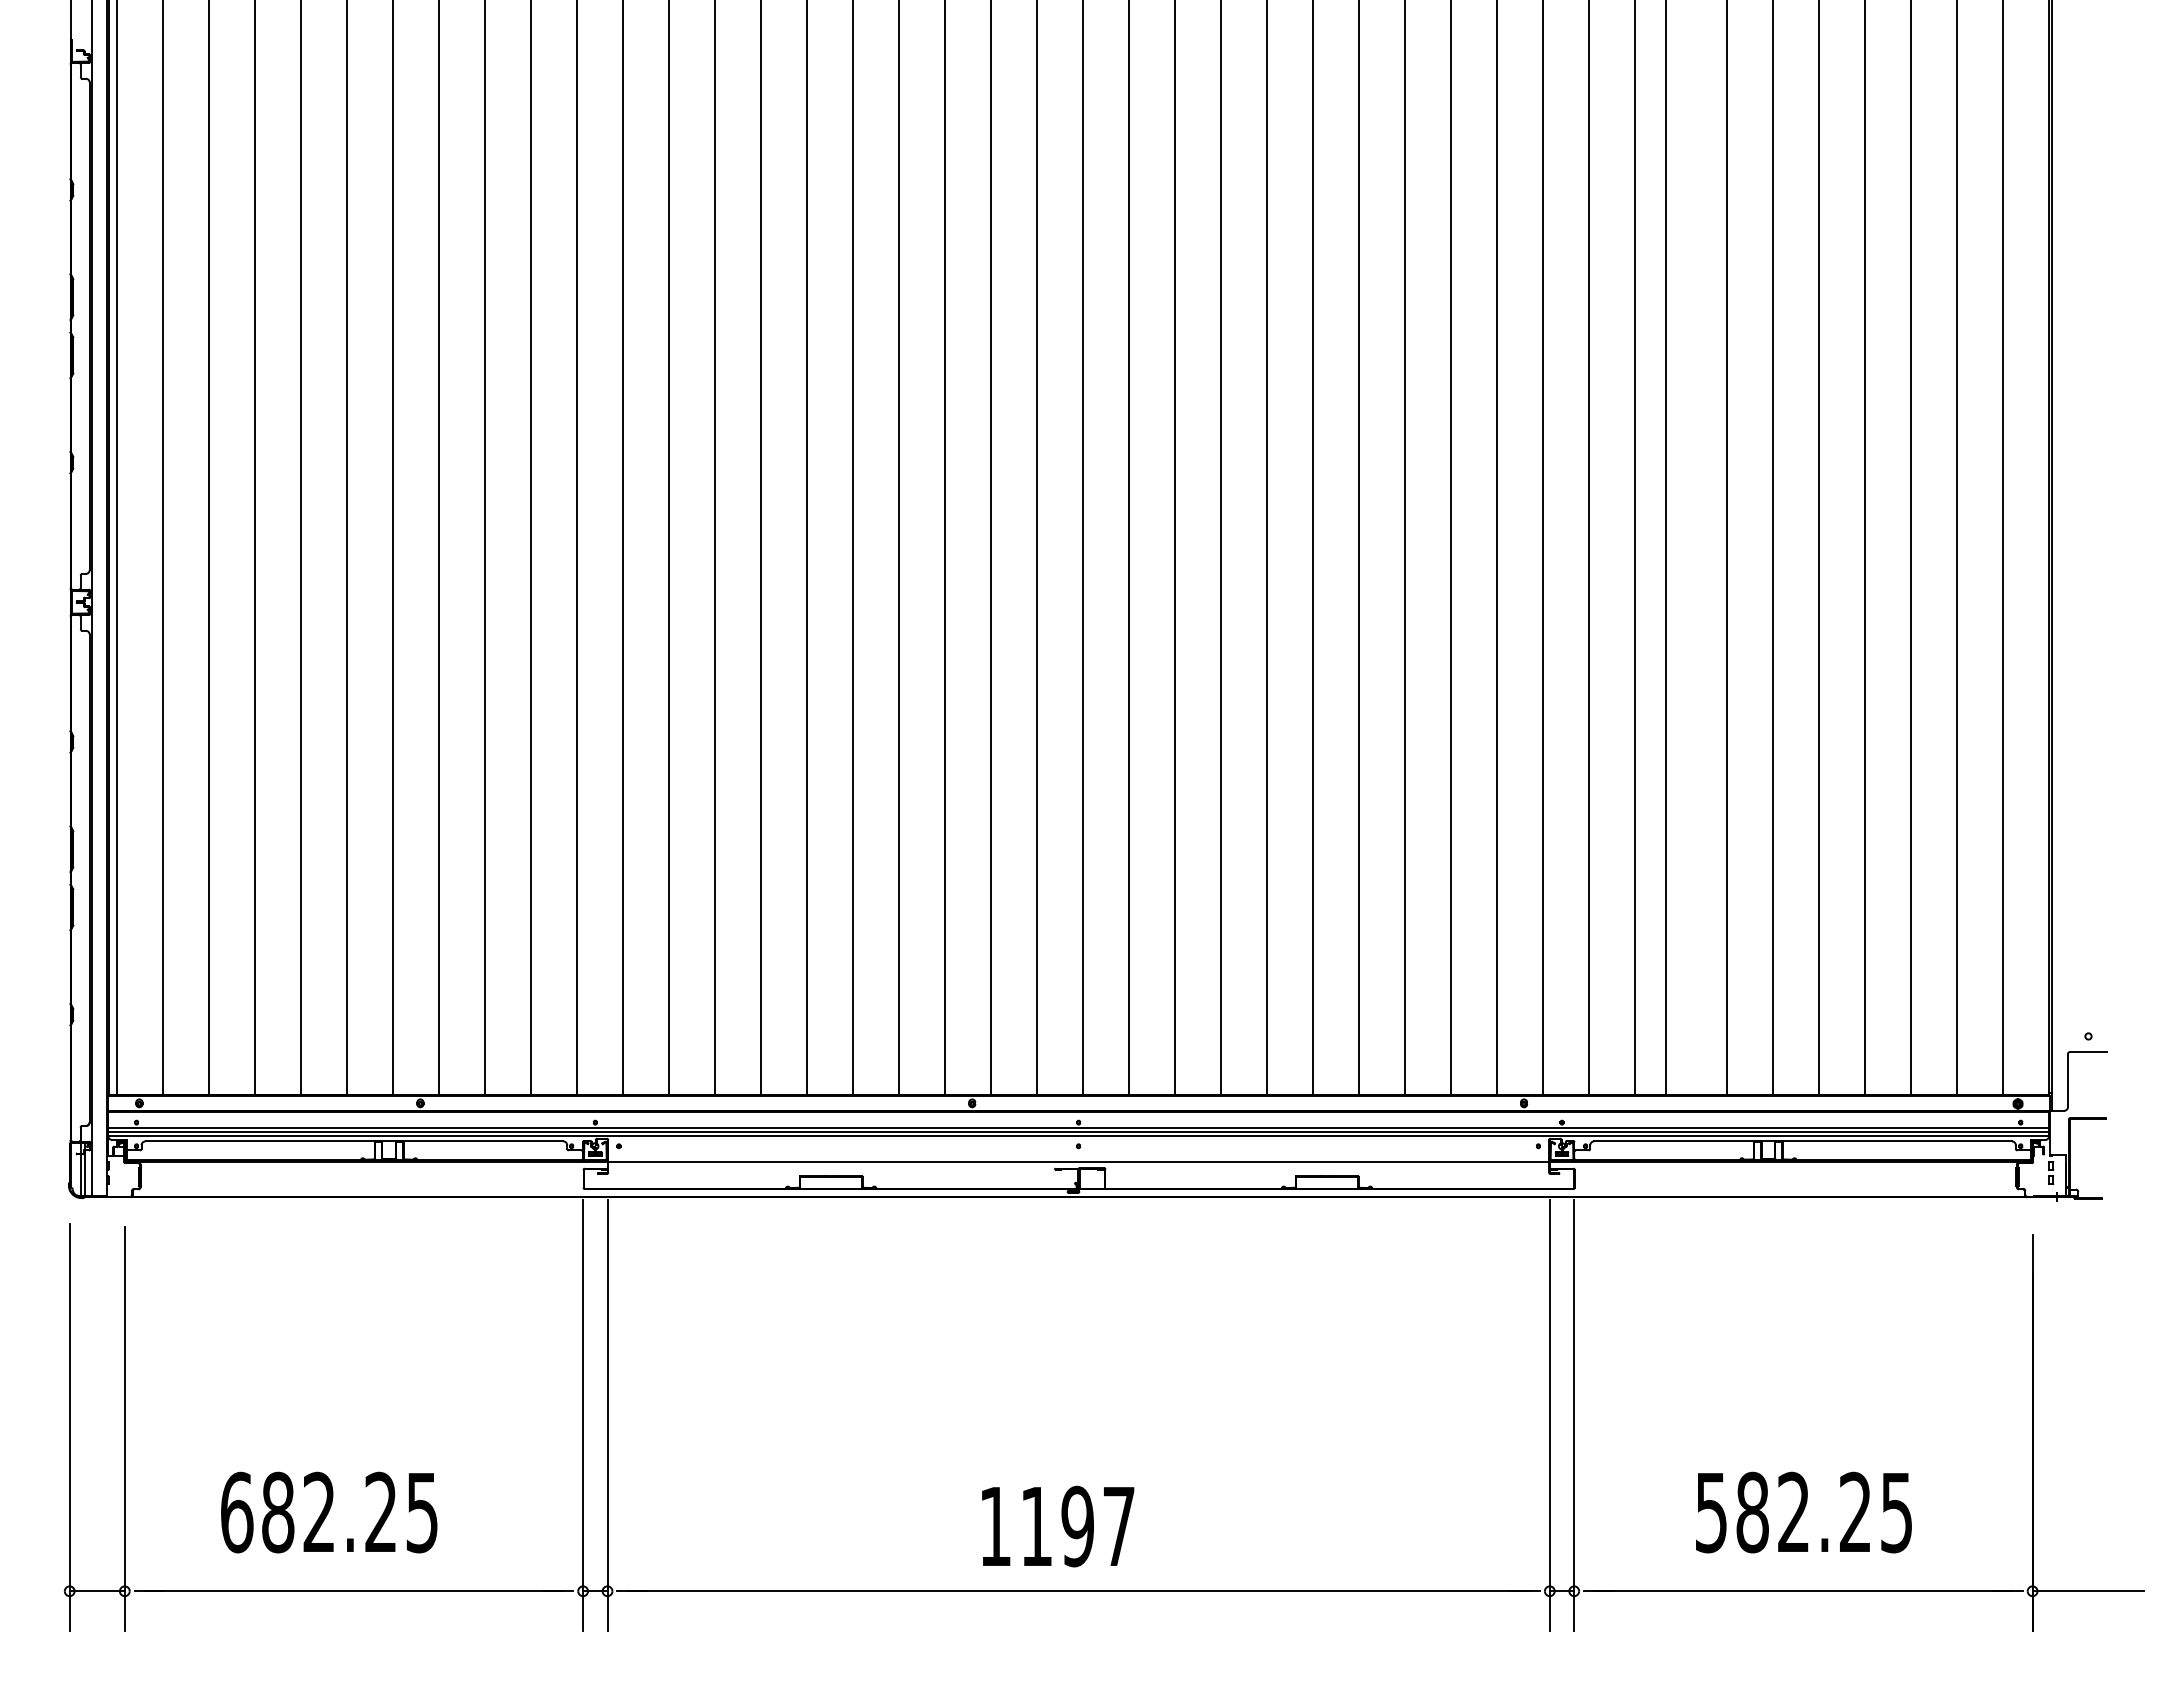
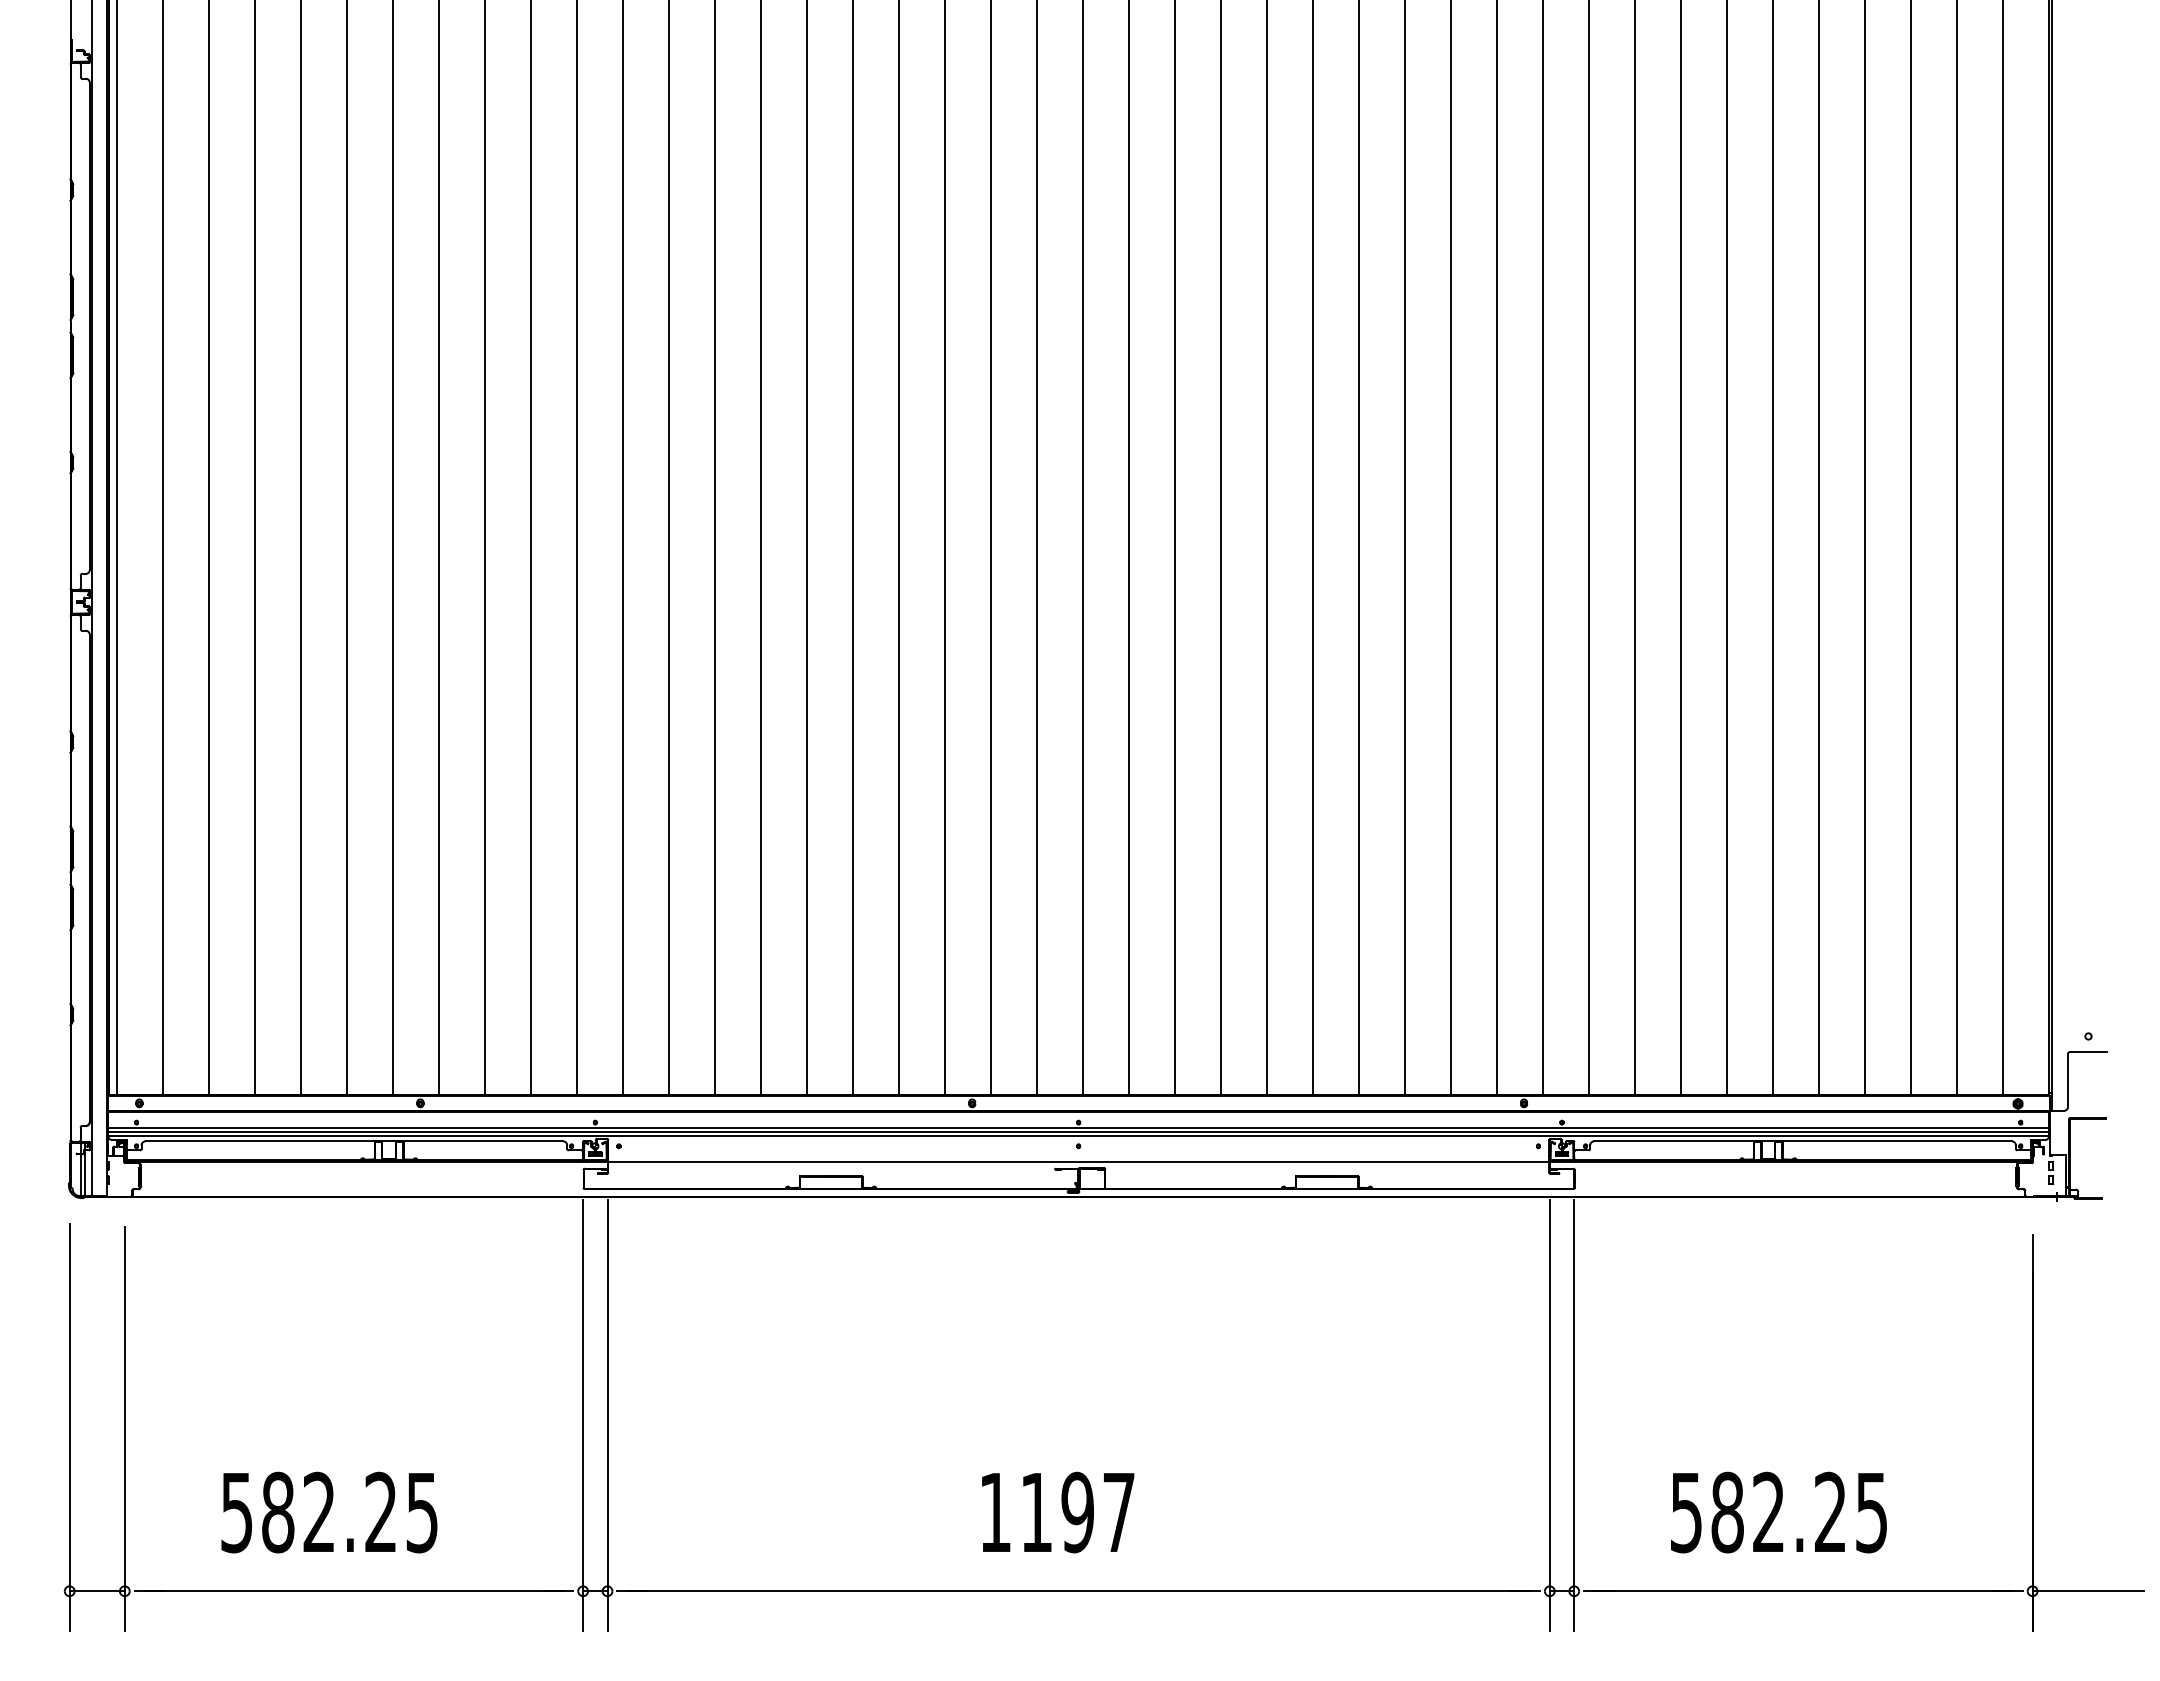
line position: (1665, 548) -> (1680, 548) (1680, 548)
text: 682.25 -> 582.25 (237, 1512)
text position: (1803, 1512) -> (1778, 1512) (1778, 1512)
text position: (1058, 1526) -> (1058, 1512) (1058, 1512)
